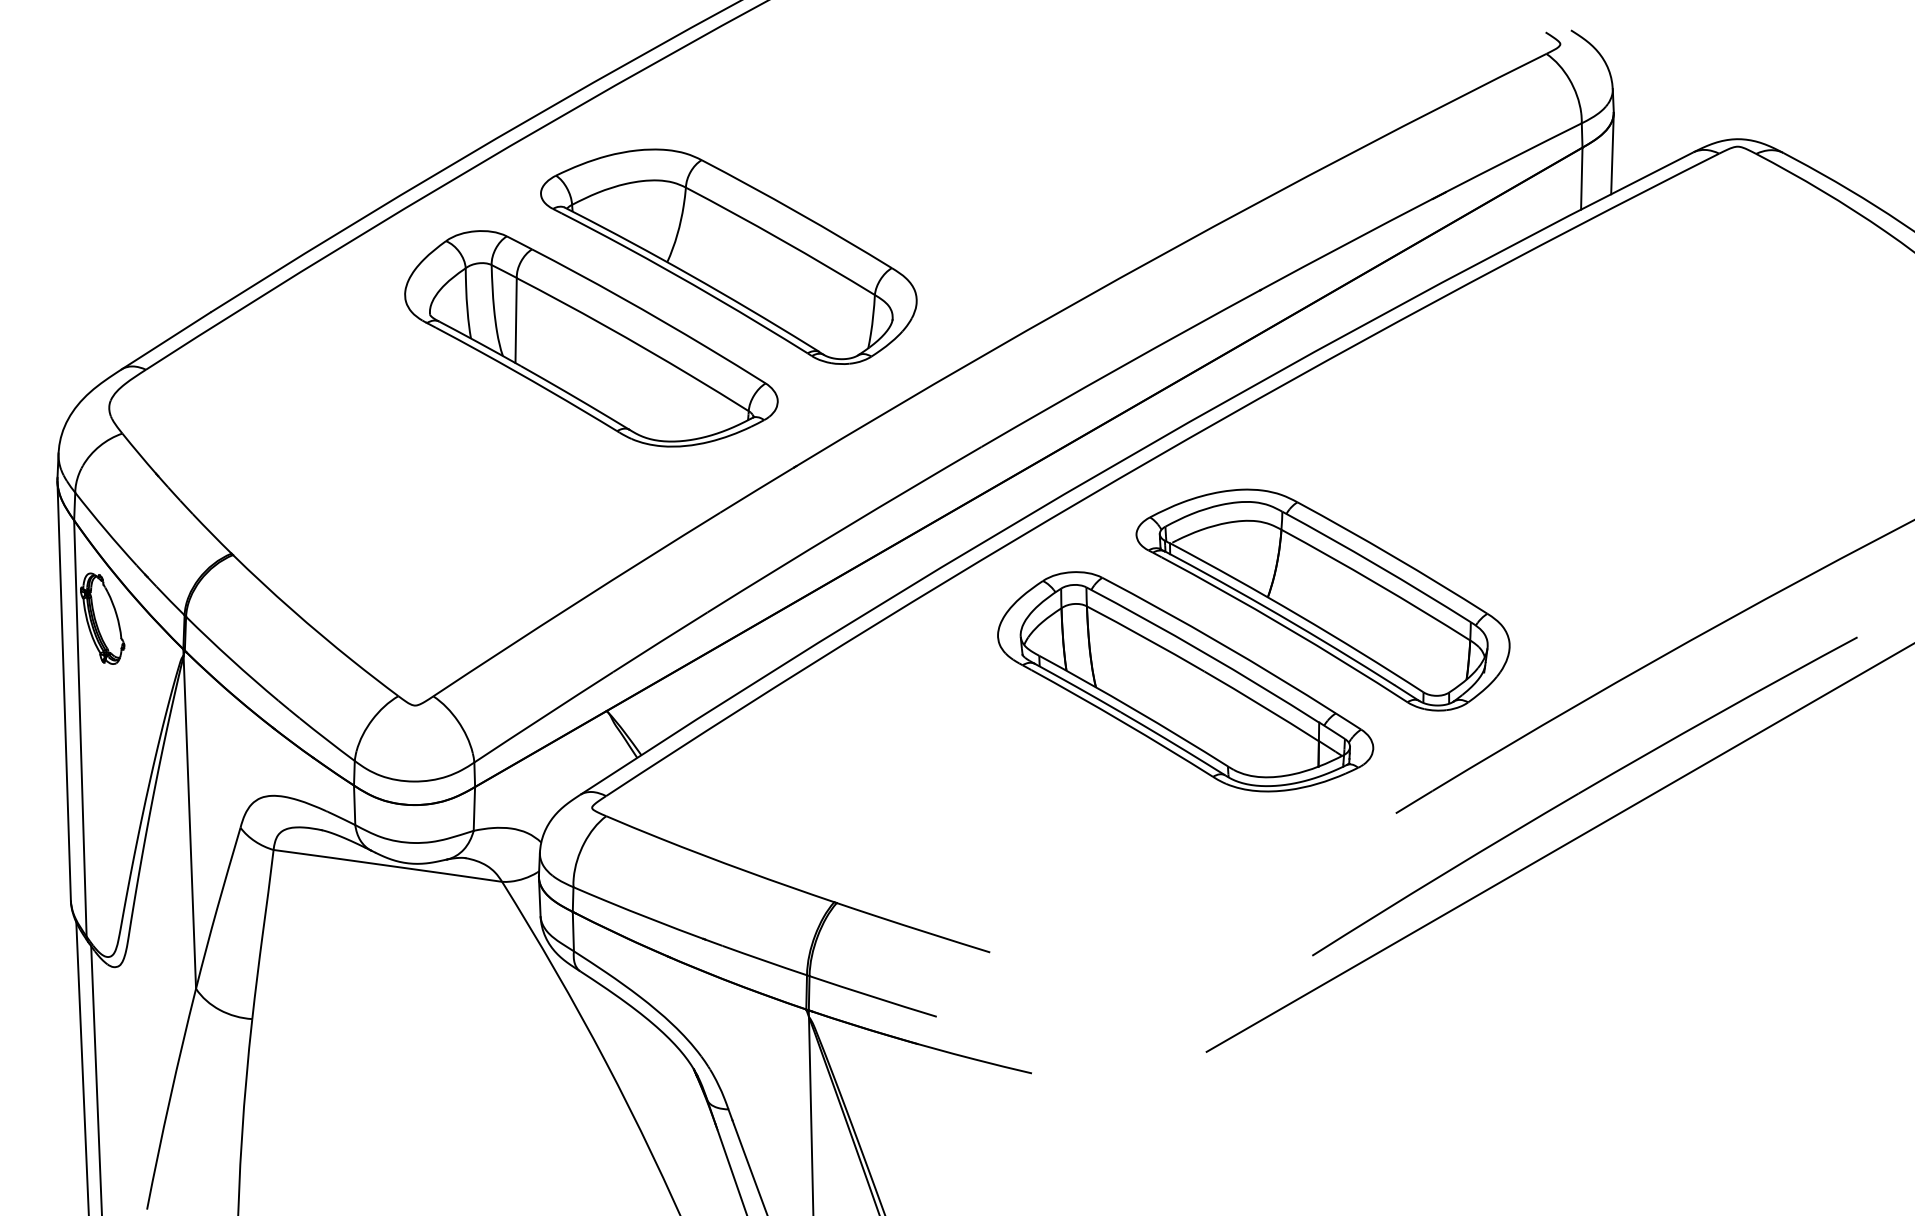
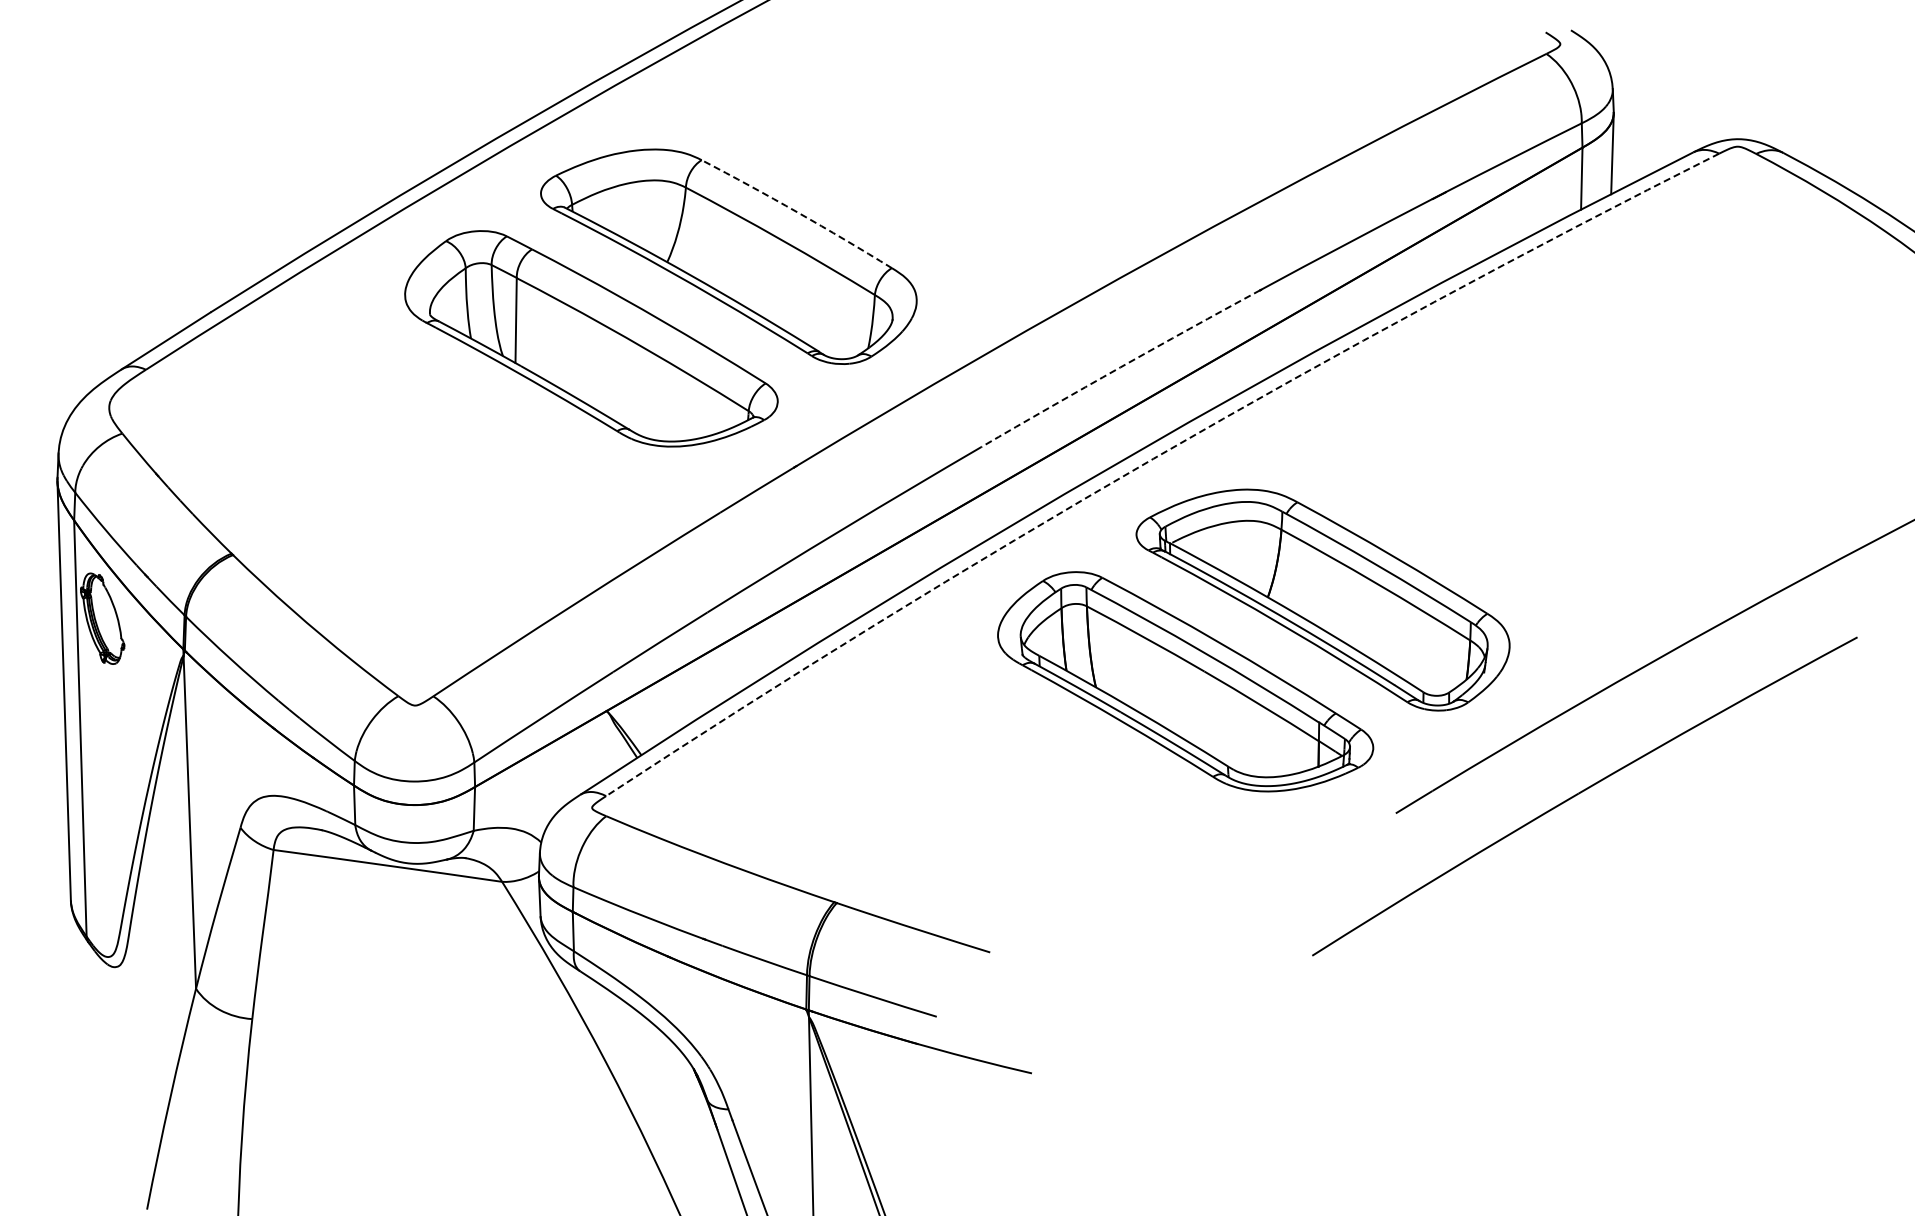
arc: solid -> dashed (797, 212)
arc: solid -> dashed (1120, 367)
arc: solid -> dashed (1153, 458)
line: present -> none (1558, 848)
line: present -> none (82, 1067)
line: present -> none (96, 1079)
